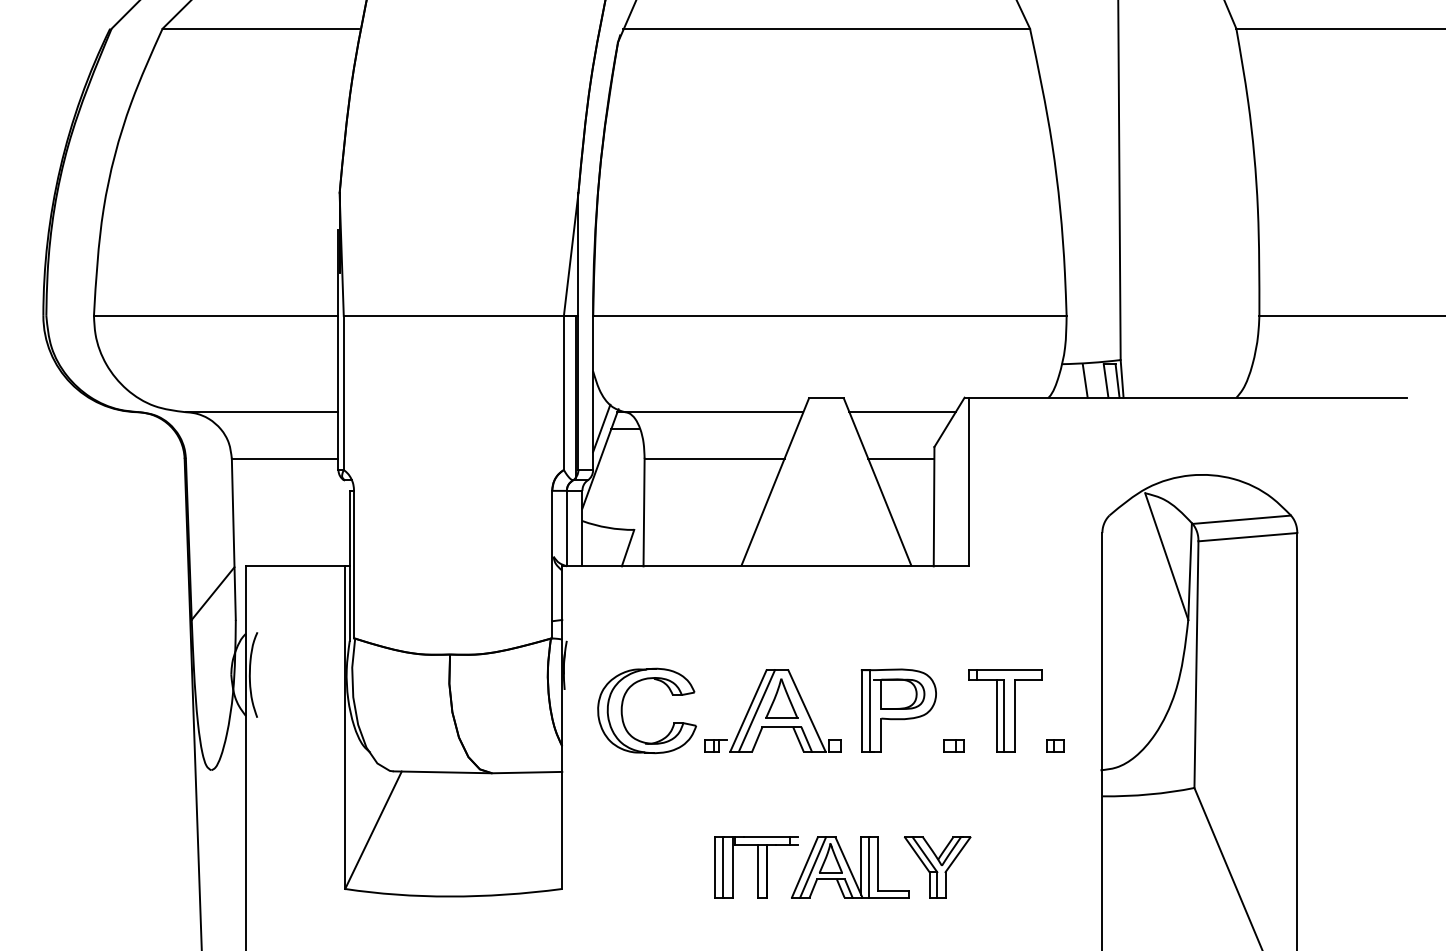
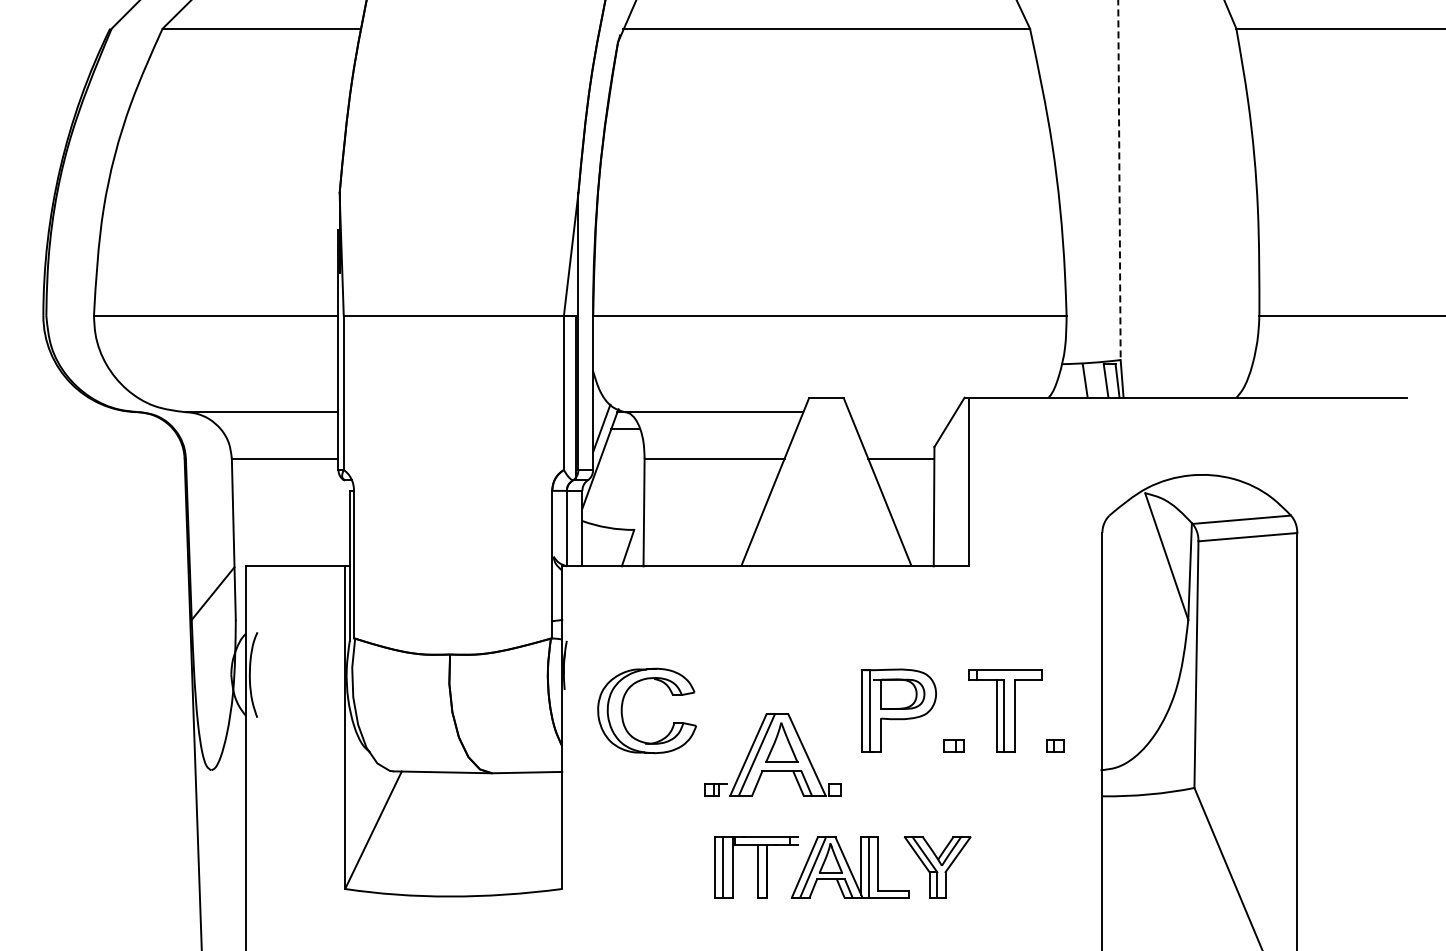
line: solid -> dashed (1119, 180)
line: present -> none (902, 412)
part position: (772, 710) -> (772, 754) (772, 754)
